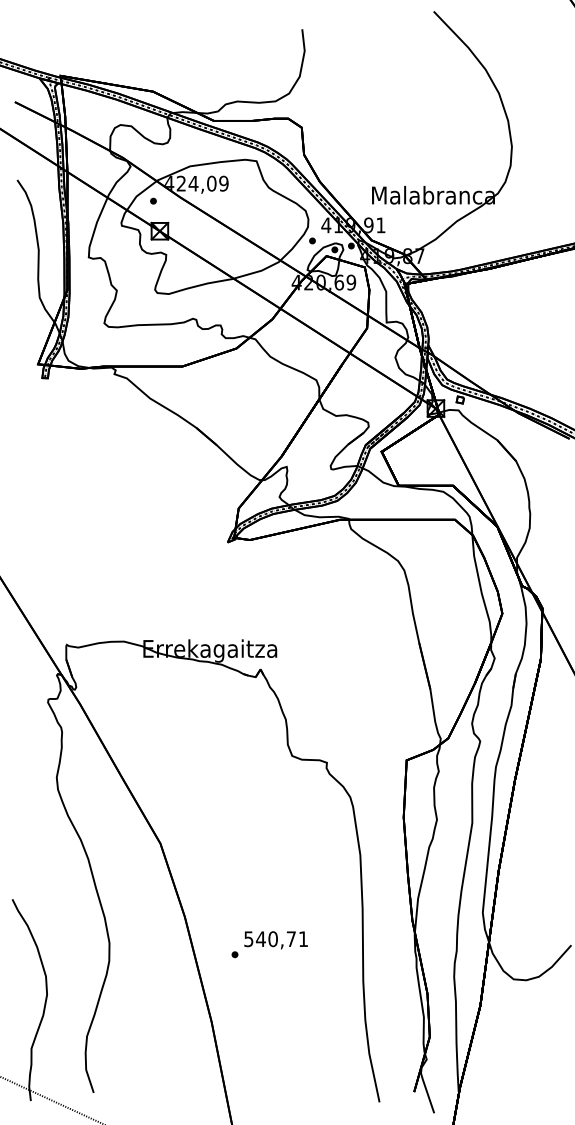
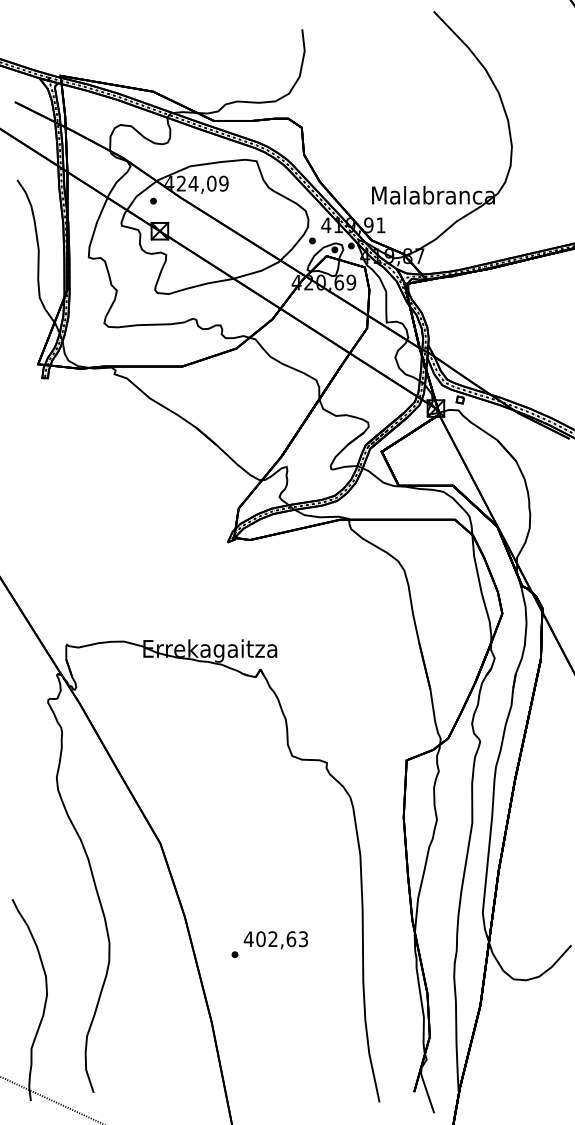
text: 540,71 -> 402,63 (275, 939)
